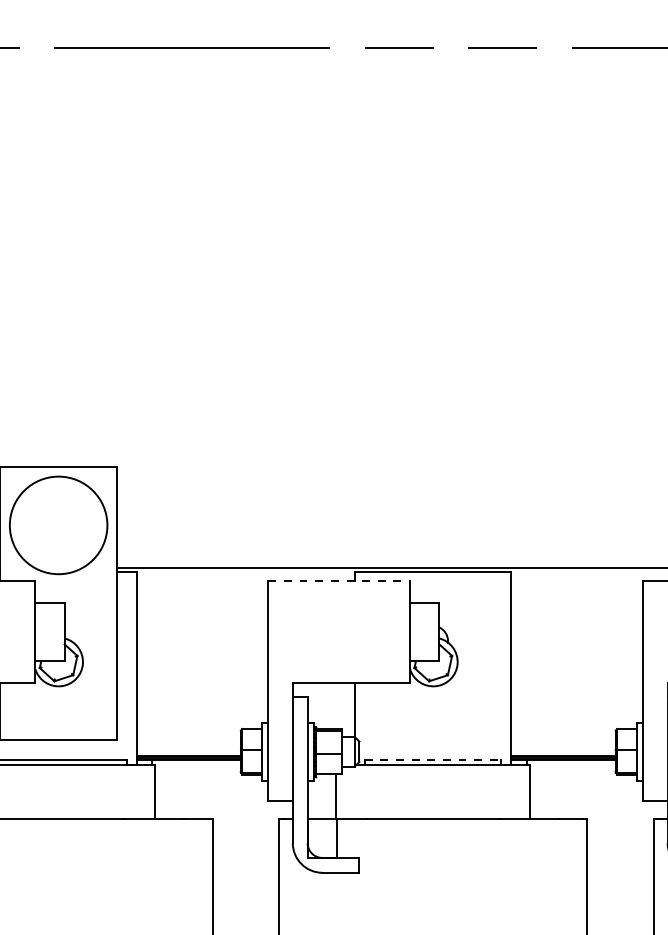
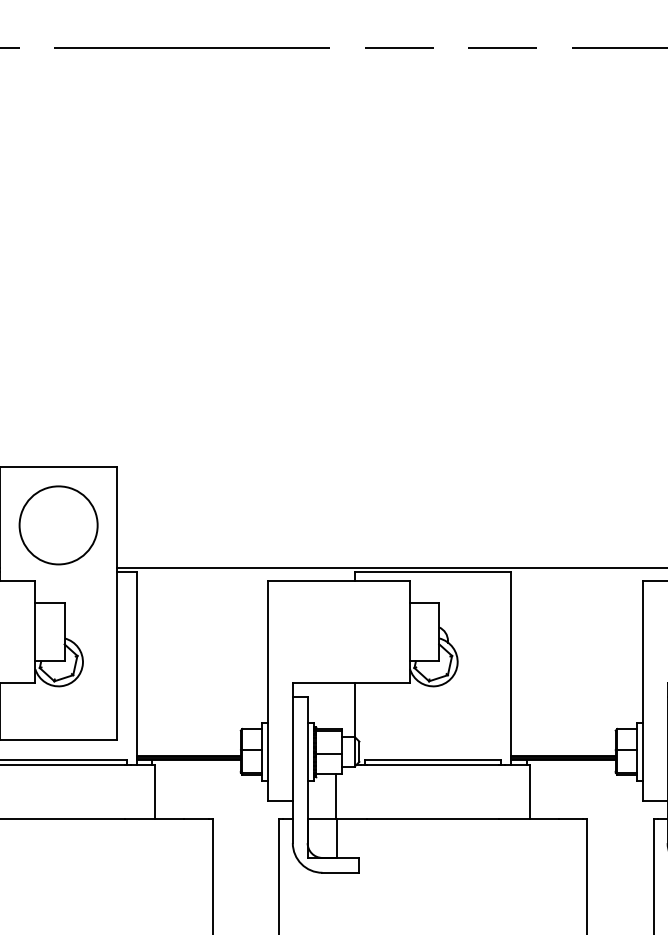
circle diameter: 98 px -> 78 px (58, 525)
line: dashed -> solid (339, 581)
line: dashed -> solid (433, 760)
